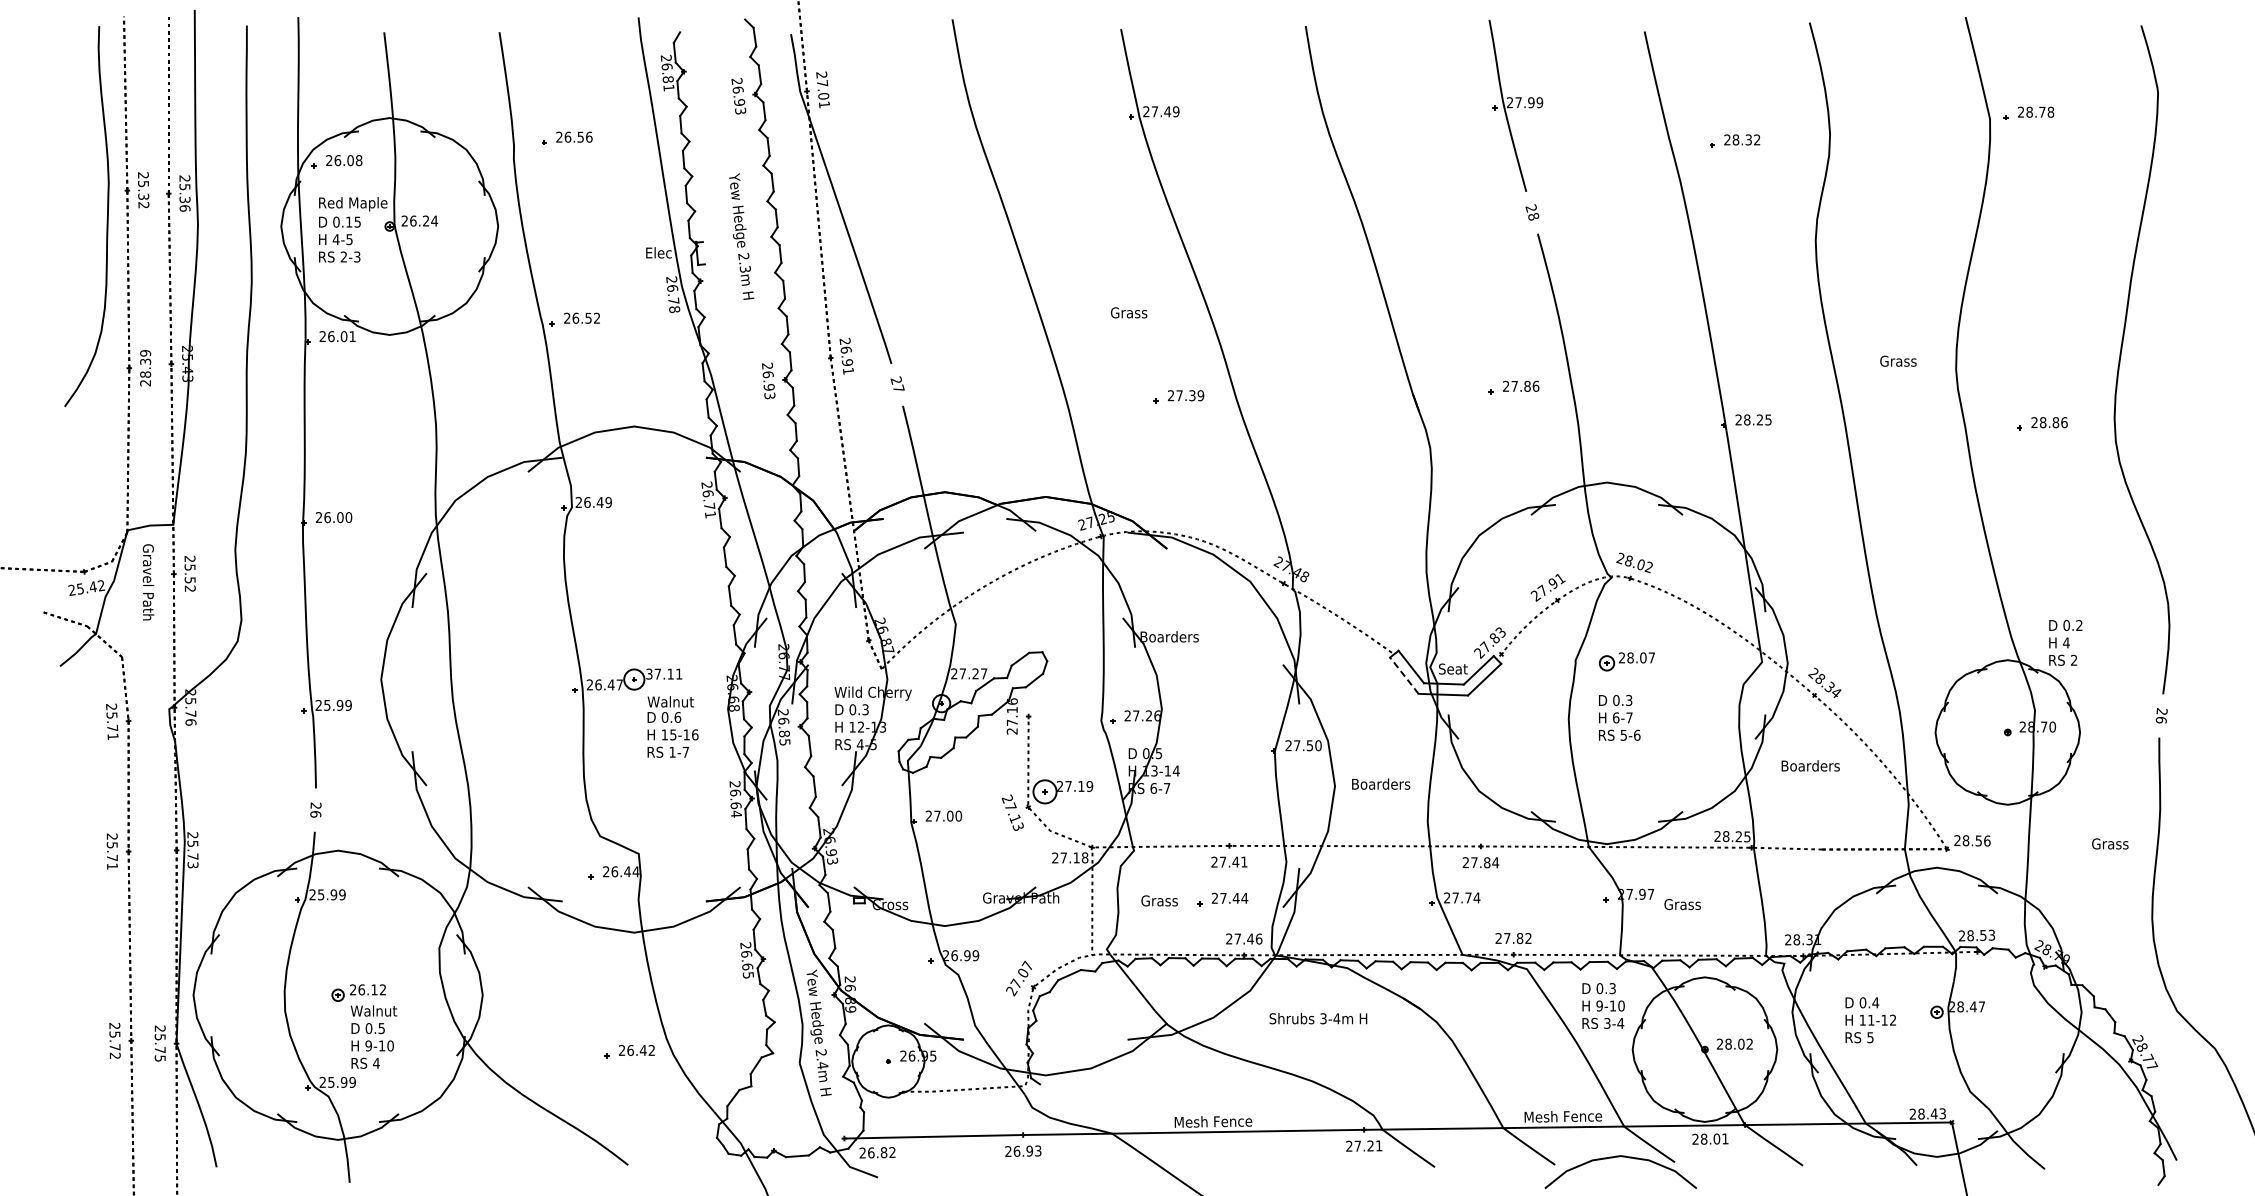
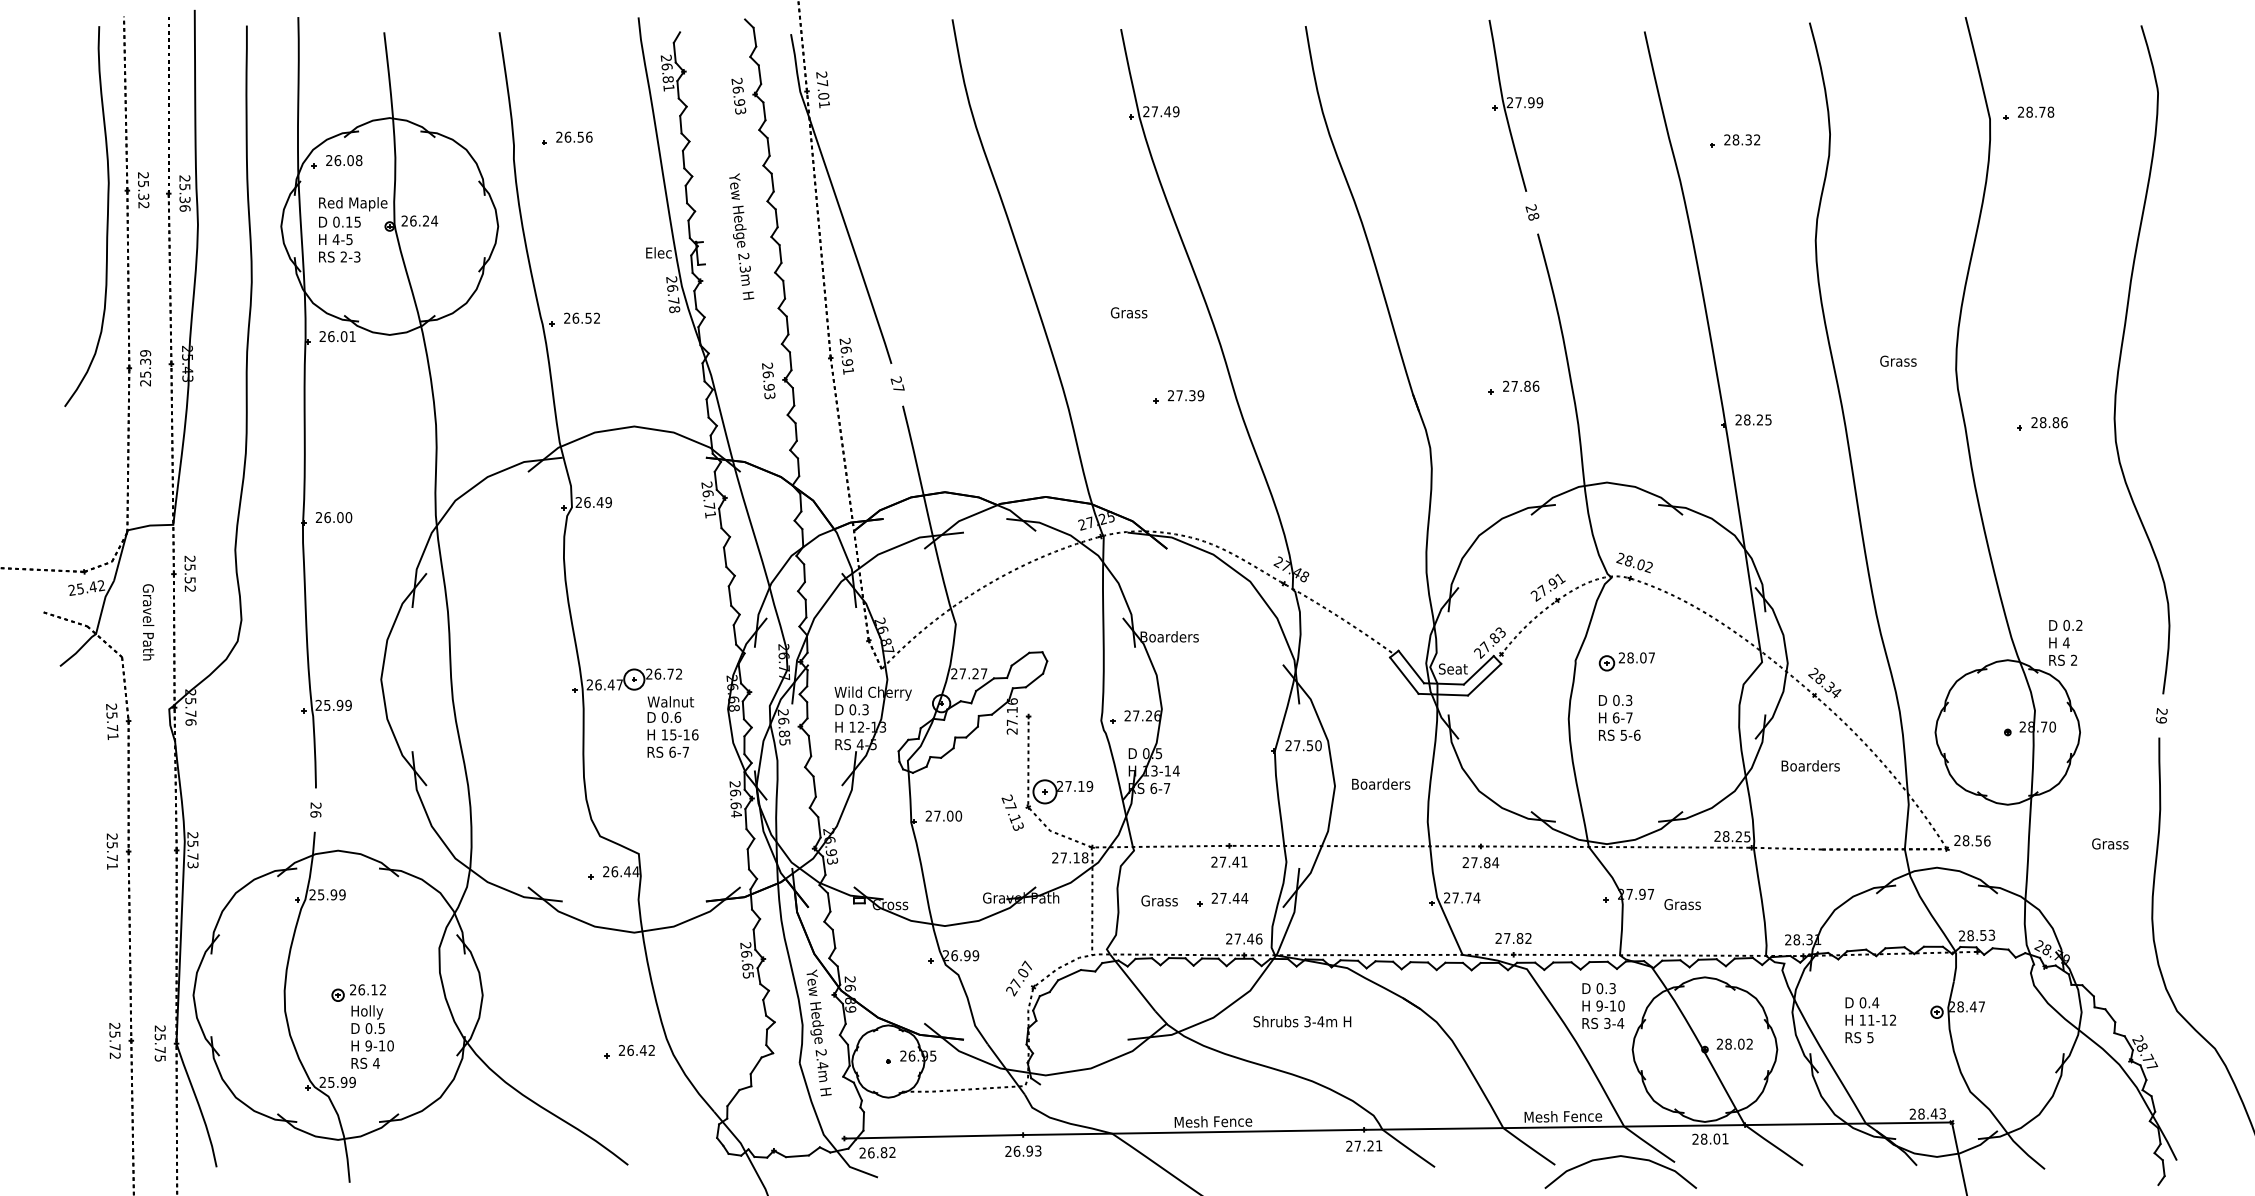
text: 28.39 -> 25.39 (145, 374)
text position: (148, 582) -> (148, 622) (148, 622)
text: 37.11 -> 26.72 (663, 673)
line: dashed -> solid (1404, 675)
text: 26 -> 29 (2160, 720)
text: 1-7 -> 6-7 (672, 751)
text: Walnut -> Holly (373, 1012)
text position: (1318, 1018) -> (1302, 1021) (1302, 1021)
